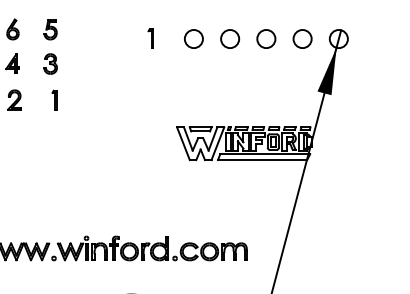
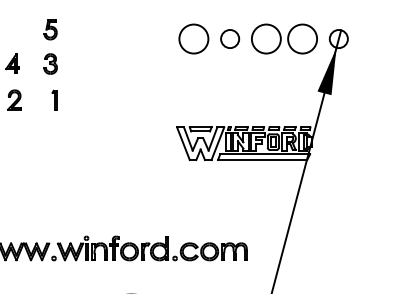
part: present -> none (12, 29)
part: present -> none (150, 38)
circle diameter: 18 px -> 29 px (193, 38)
circle diameter: 18 px -> 29 px (265, 38)
circle diameter: 18 px -> 29 px (302, 38)
